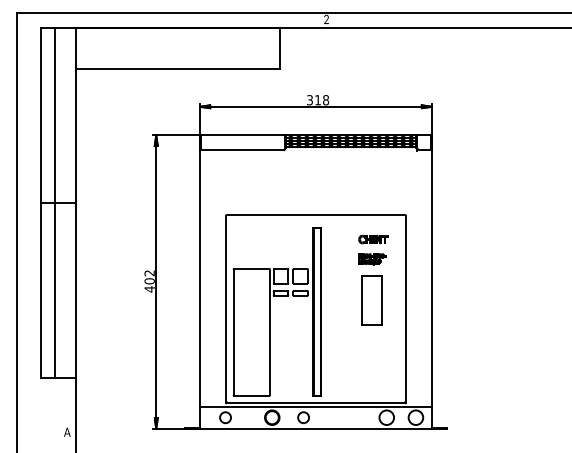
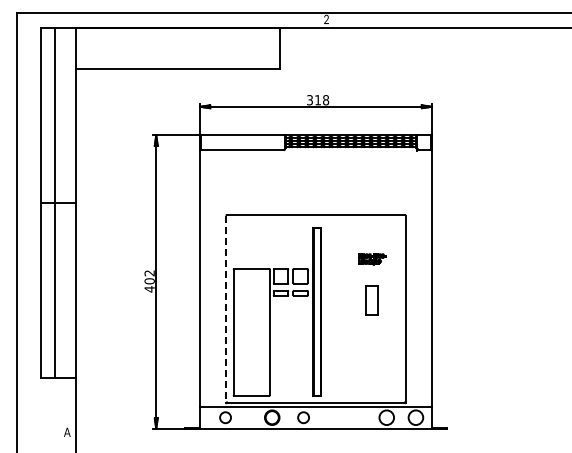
part: present -> none (373, 239)
part size: 22x51 px -> 14x31 px (371, 300)
line: solid -> dashed (226, 309)
